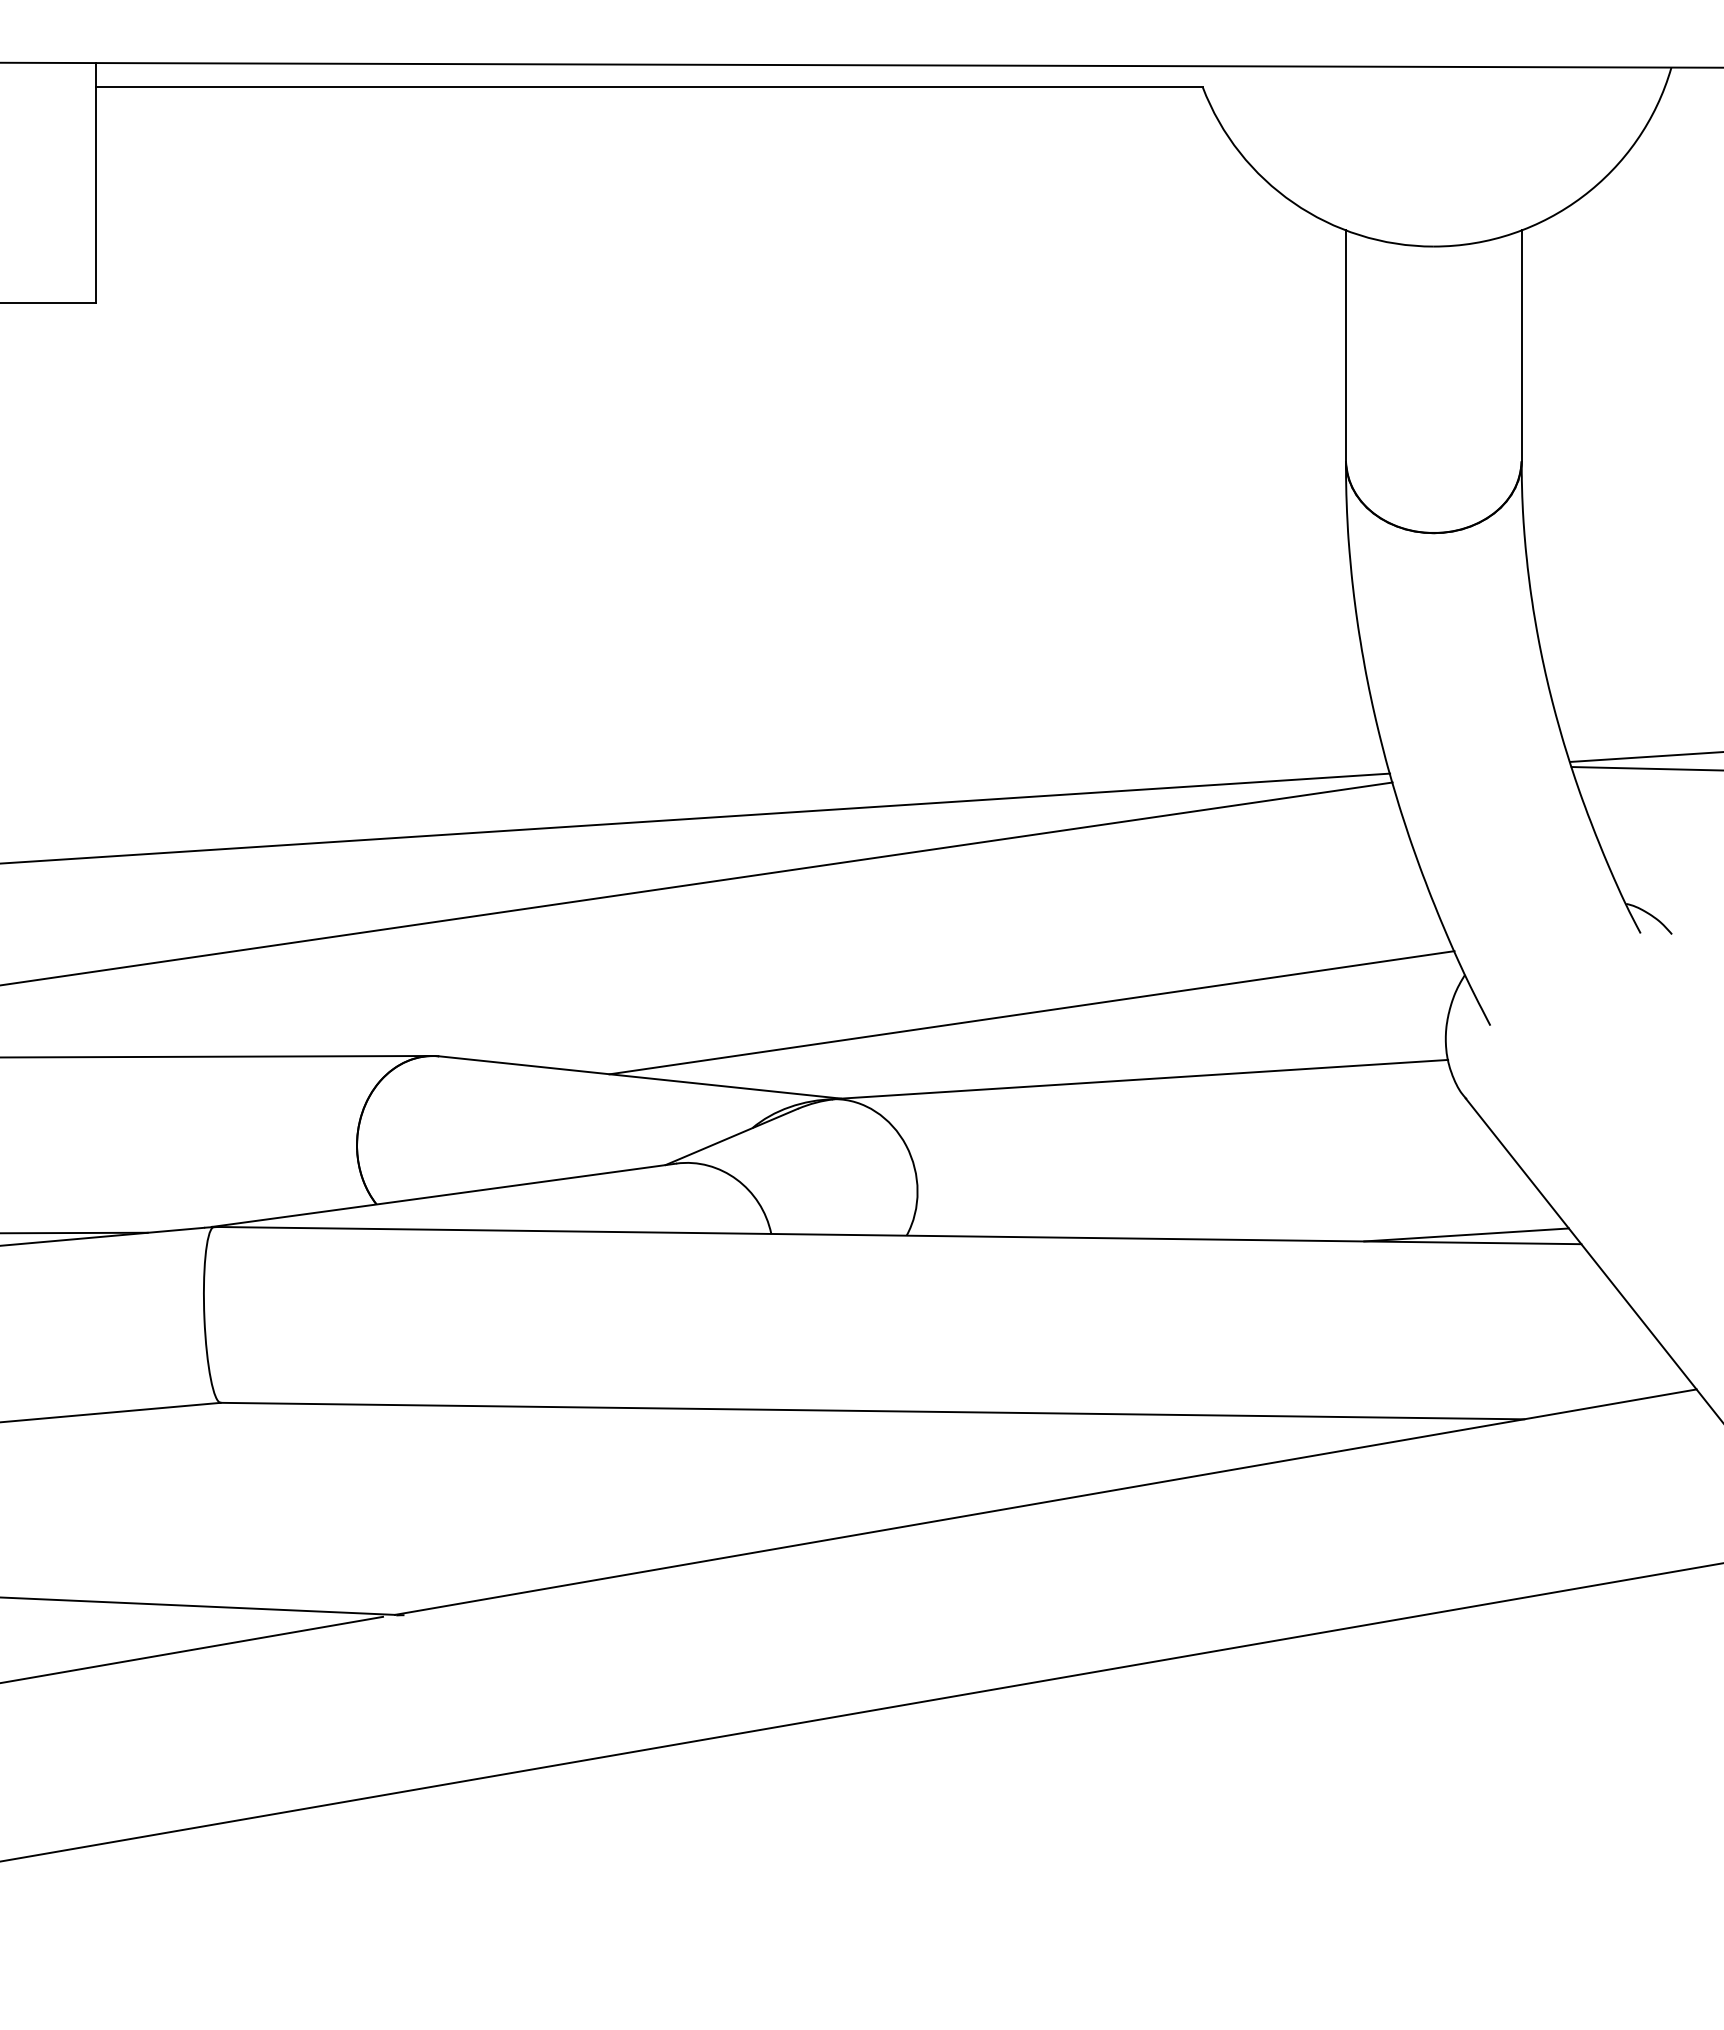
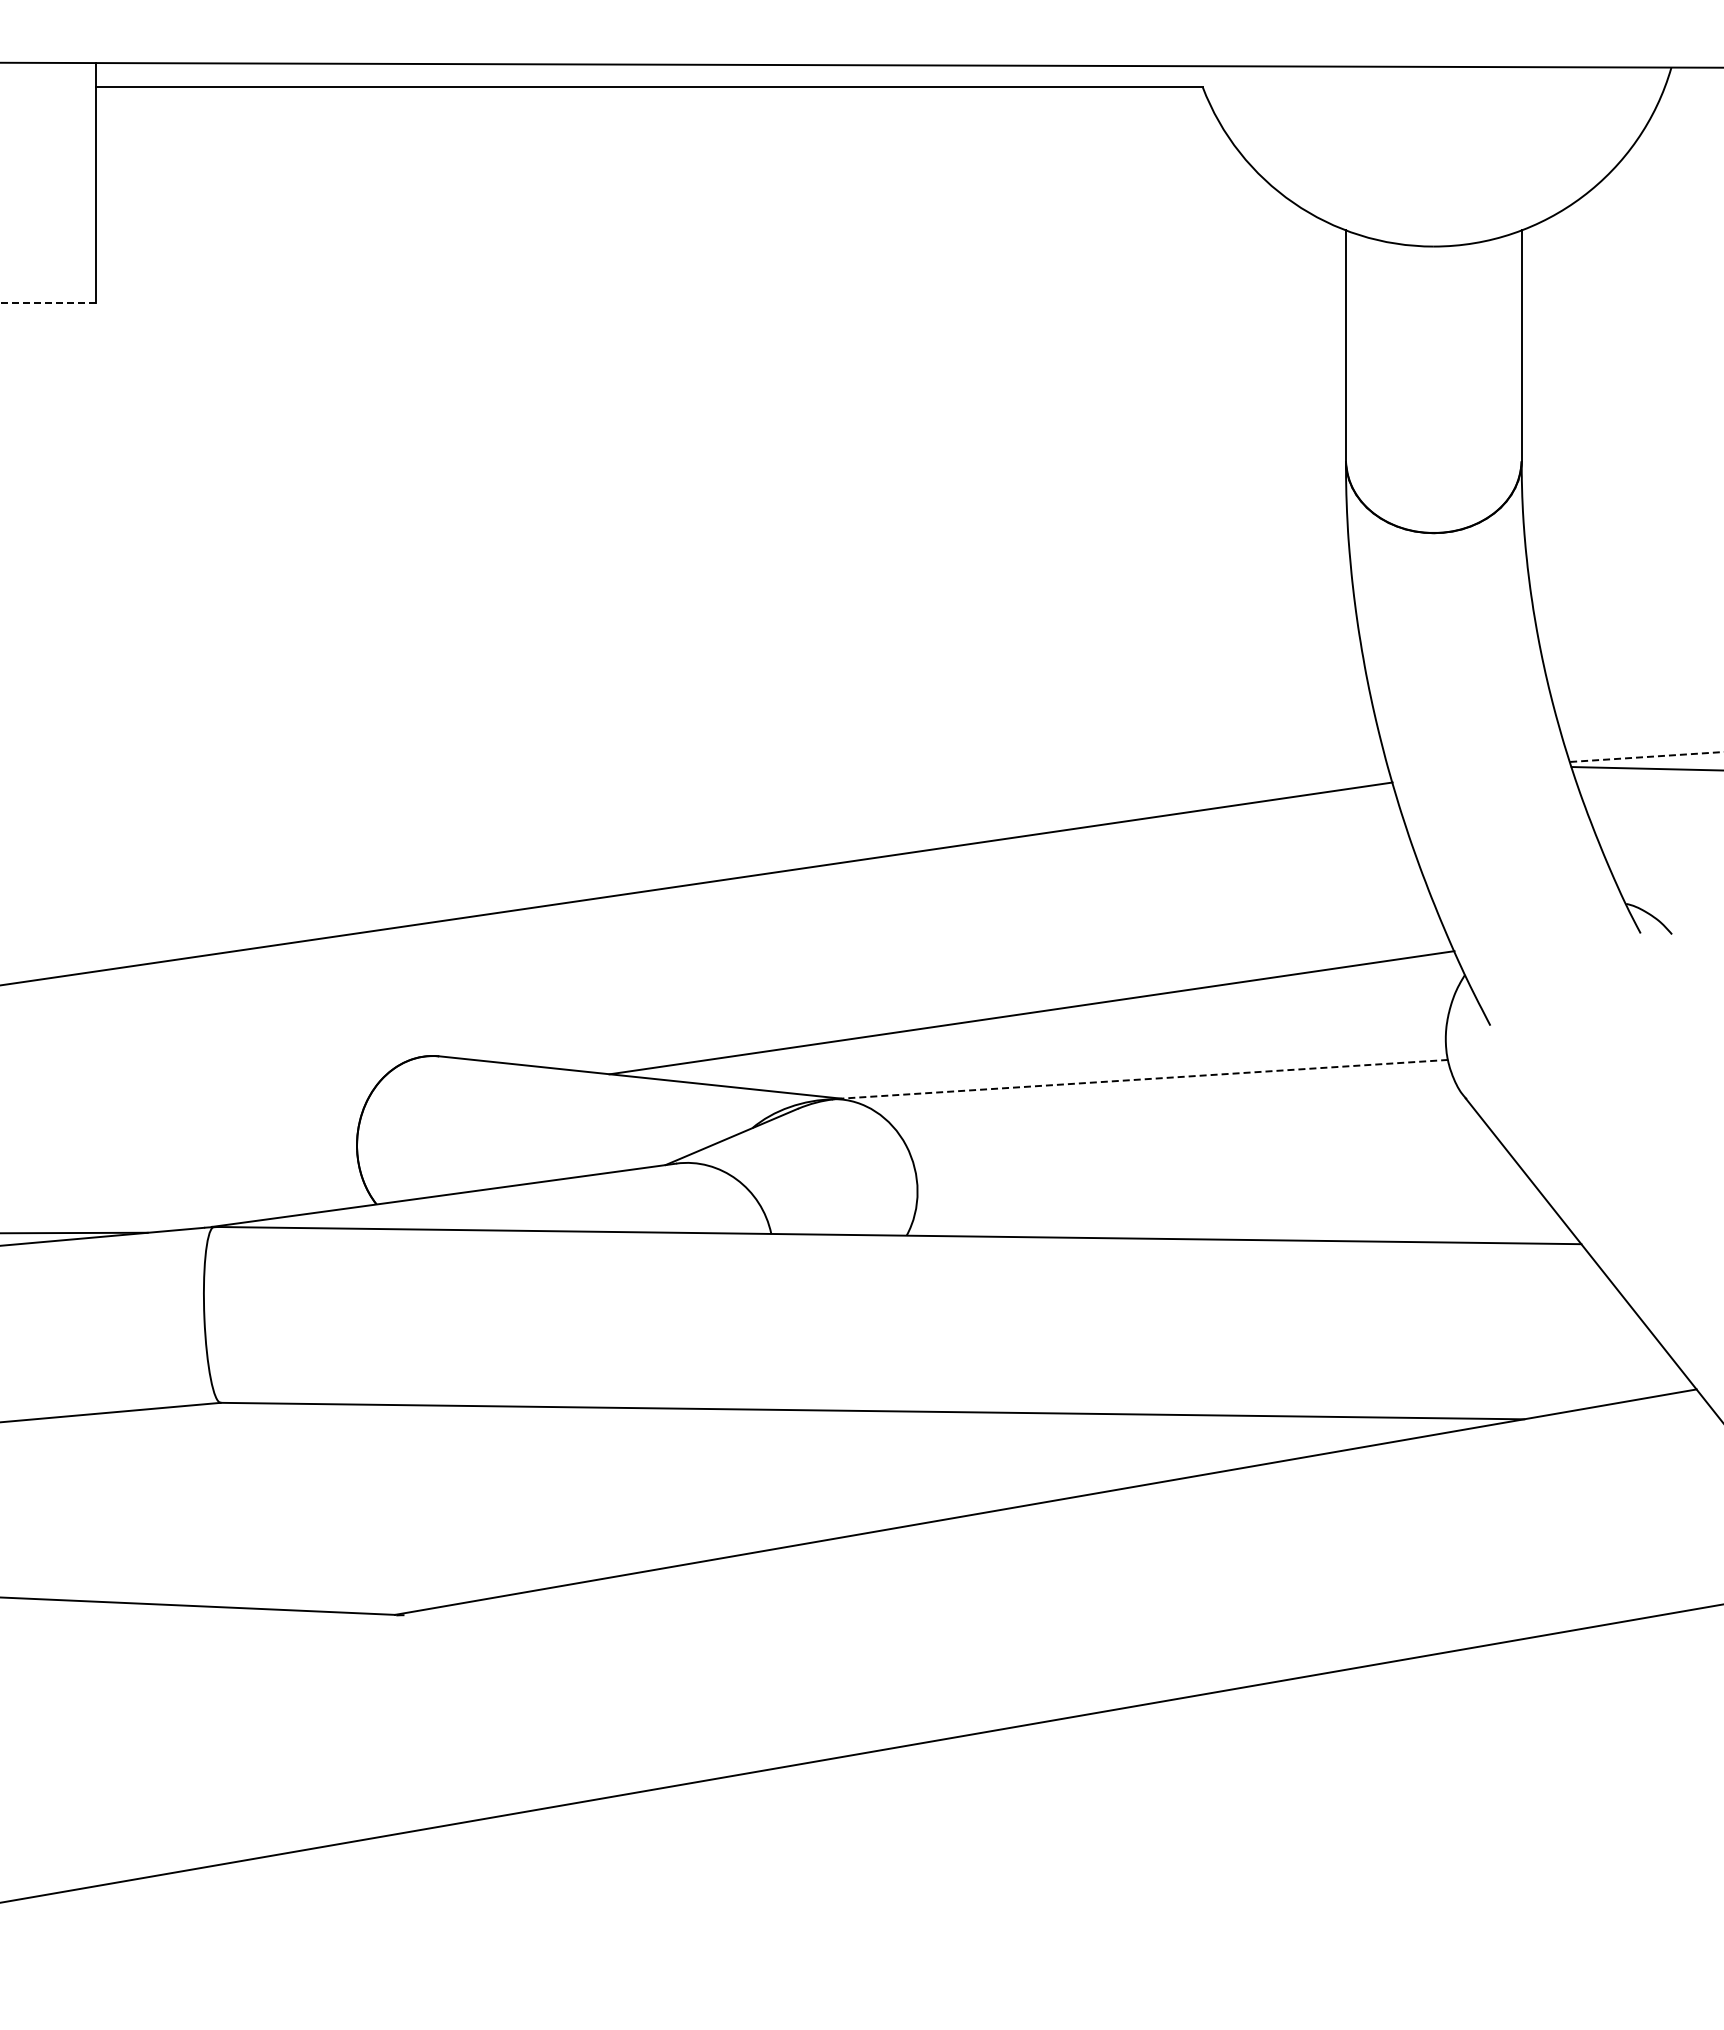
line: solid -> dashed (47, 302)
line: solid -> dashed (1646, 757)
line: present -> none (696, 818)
line: present -> none (217, 1056)
line: solid -> dashed (1143, 1079)
line: present -> none (1466, 1234)
line: present -> none (192, 1649)
line position: (861, 1712) -> (861, 1753) (861, 1753)
